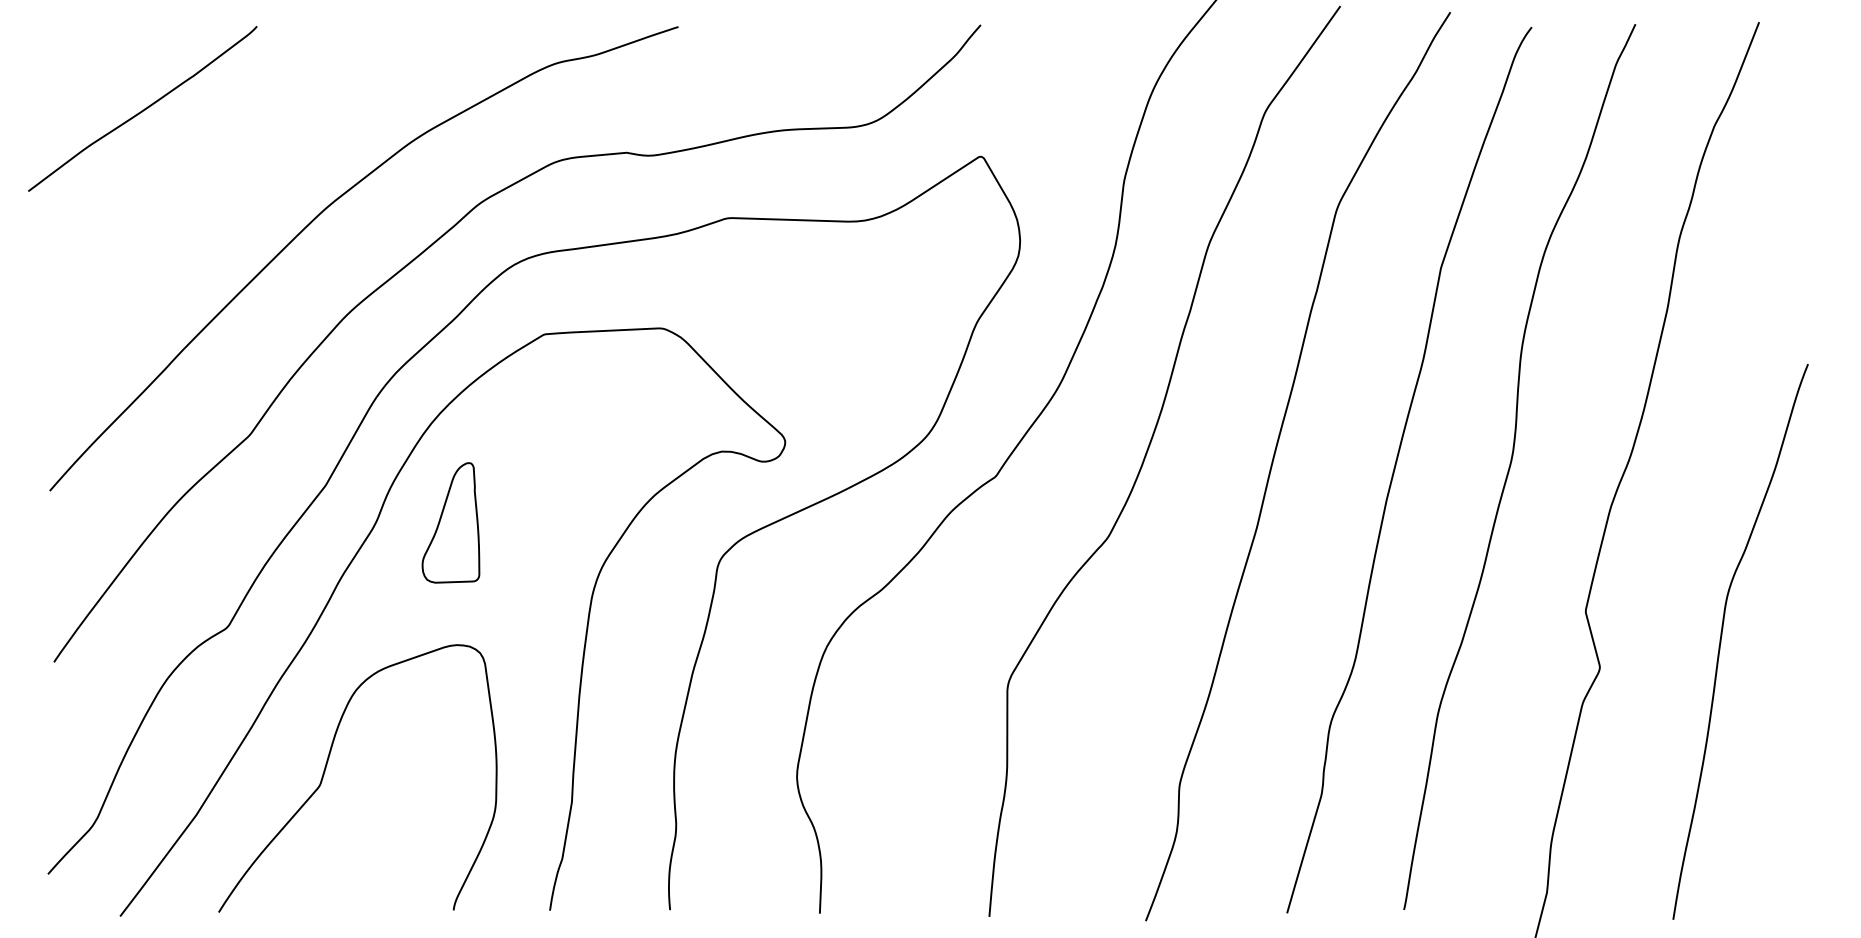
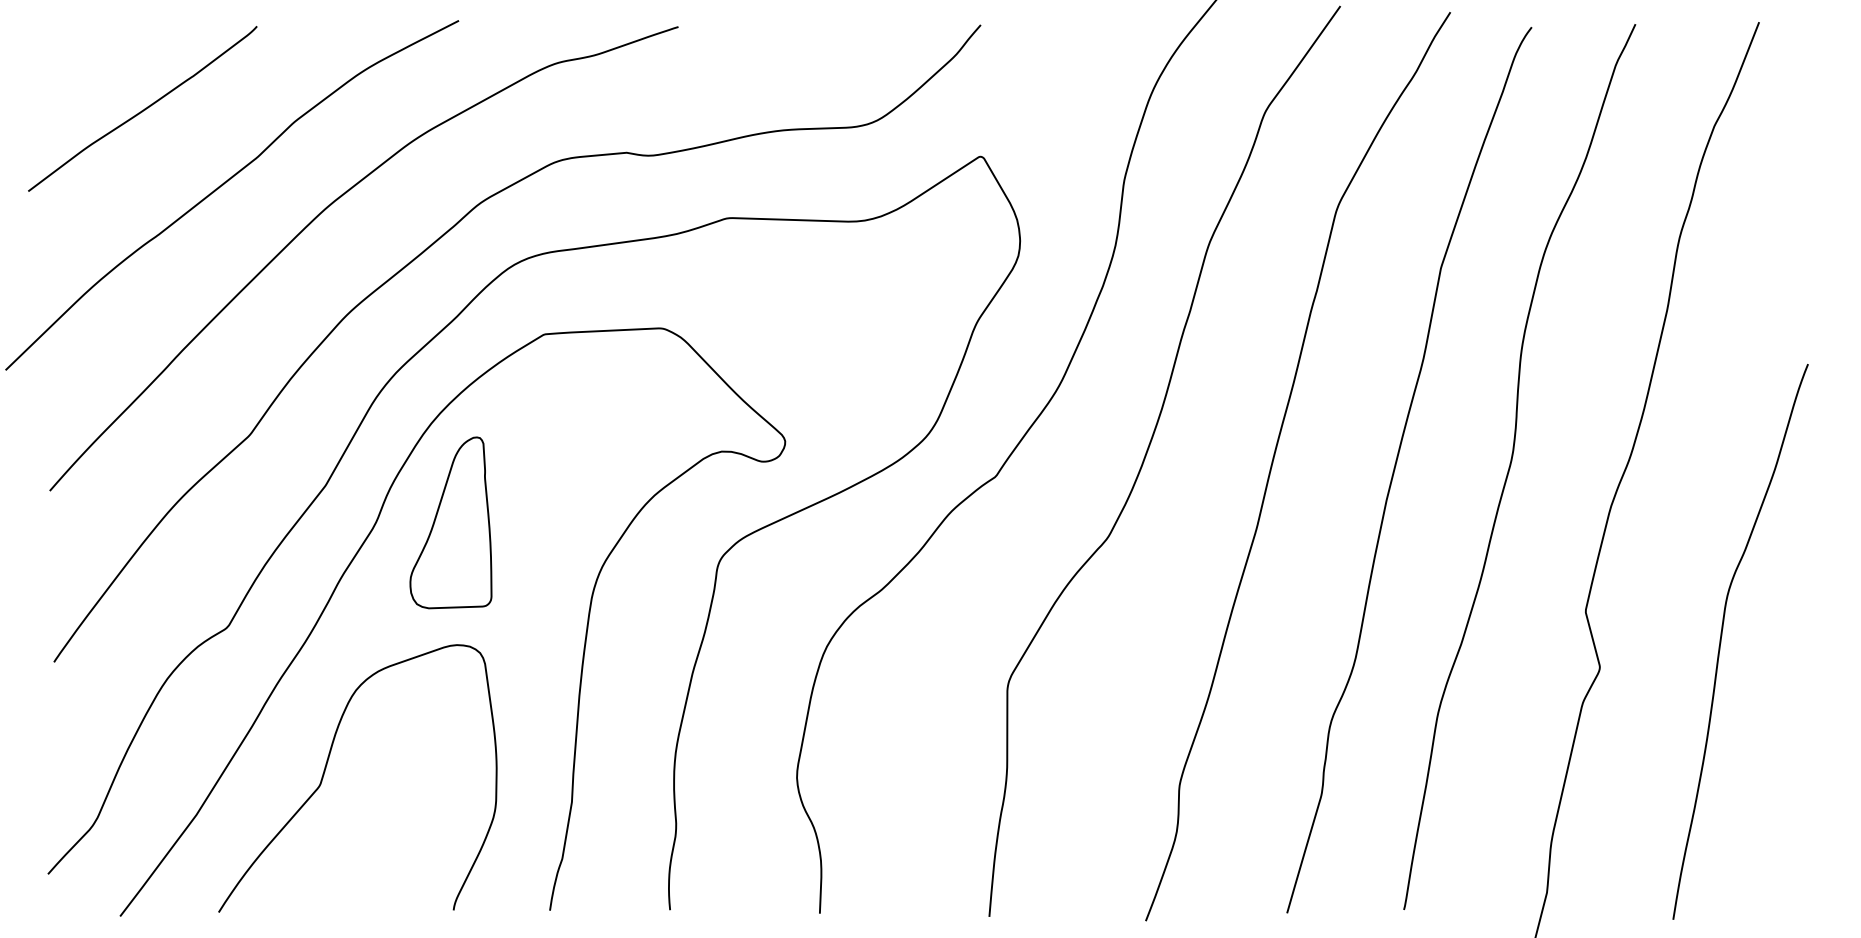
curve: none -> present (223, 185)
part size: 60x122 px -> 84x174 px (450, 522)
